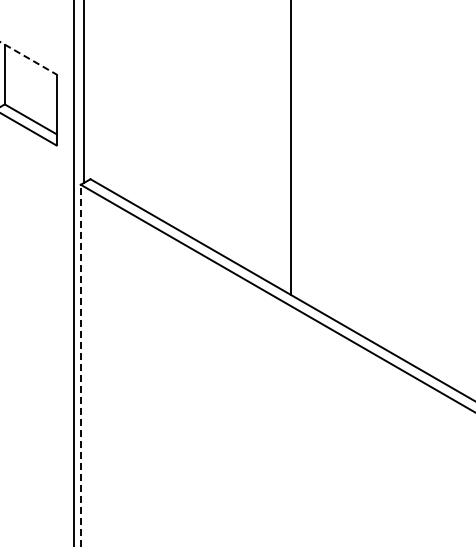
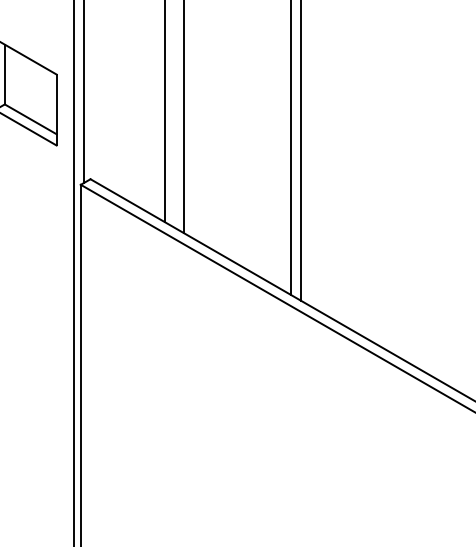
line: dashed -> solid (28, 58)
line: none -> present (164, 112)
line: none -> present (184, 117)
line: none -> present (300, 151)
line: dashed -> solid (80, 365)
